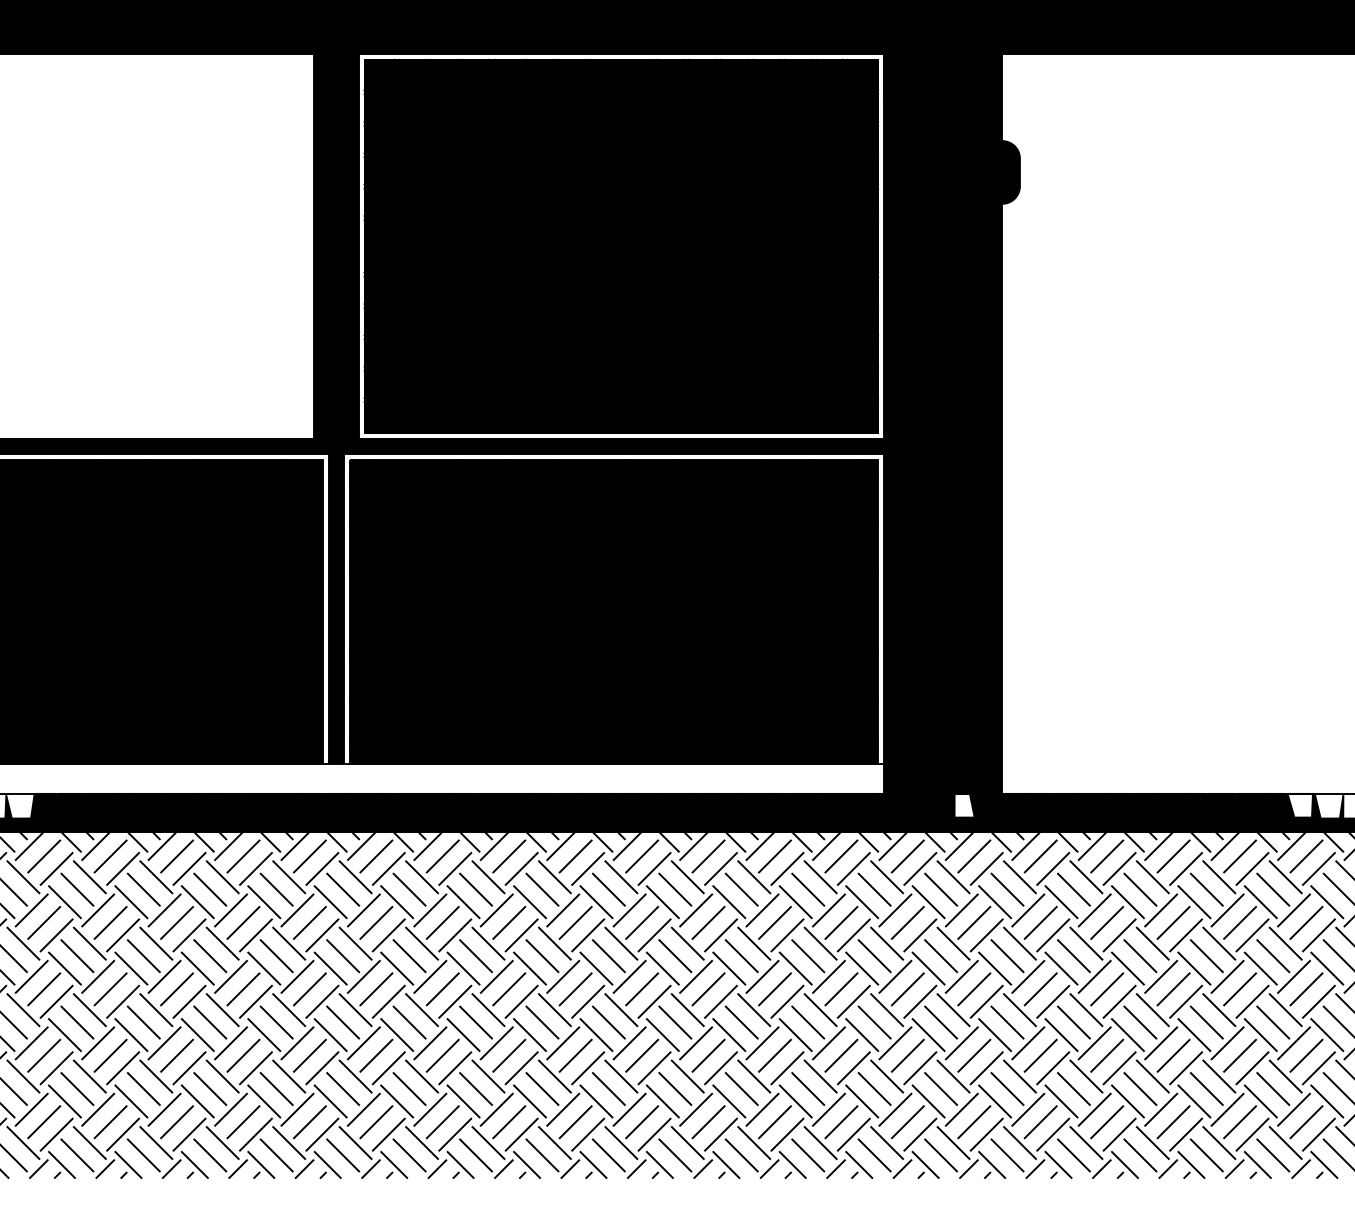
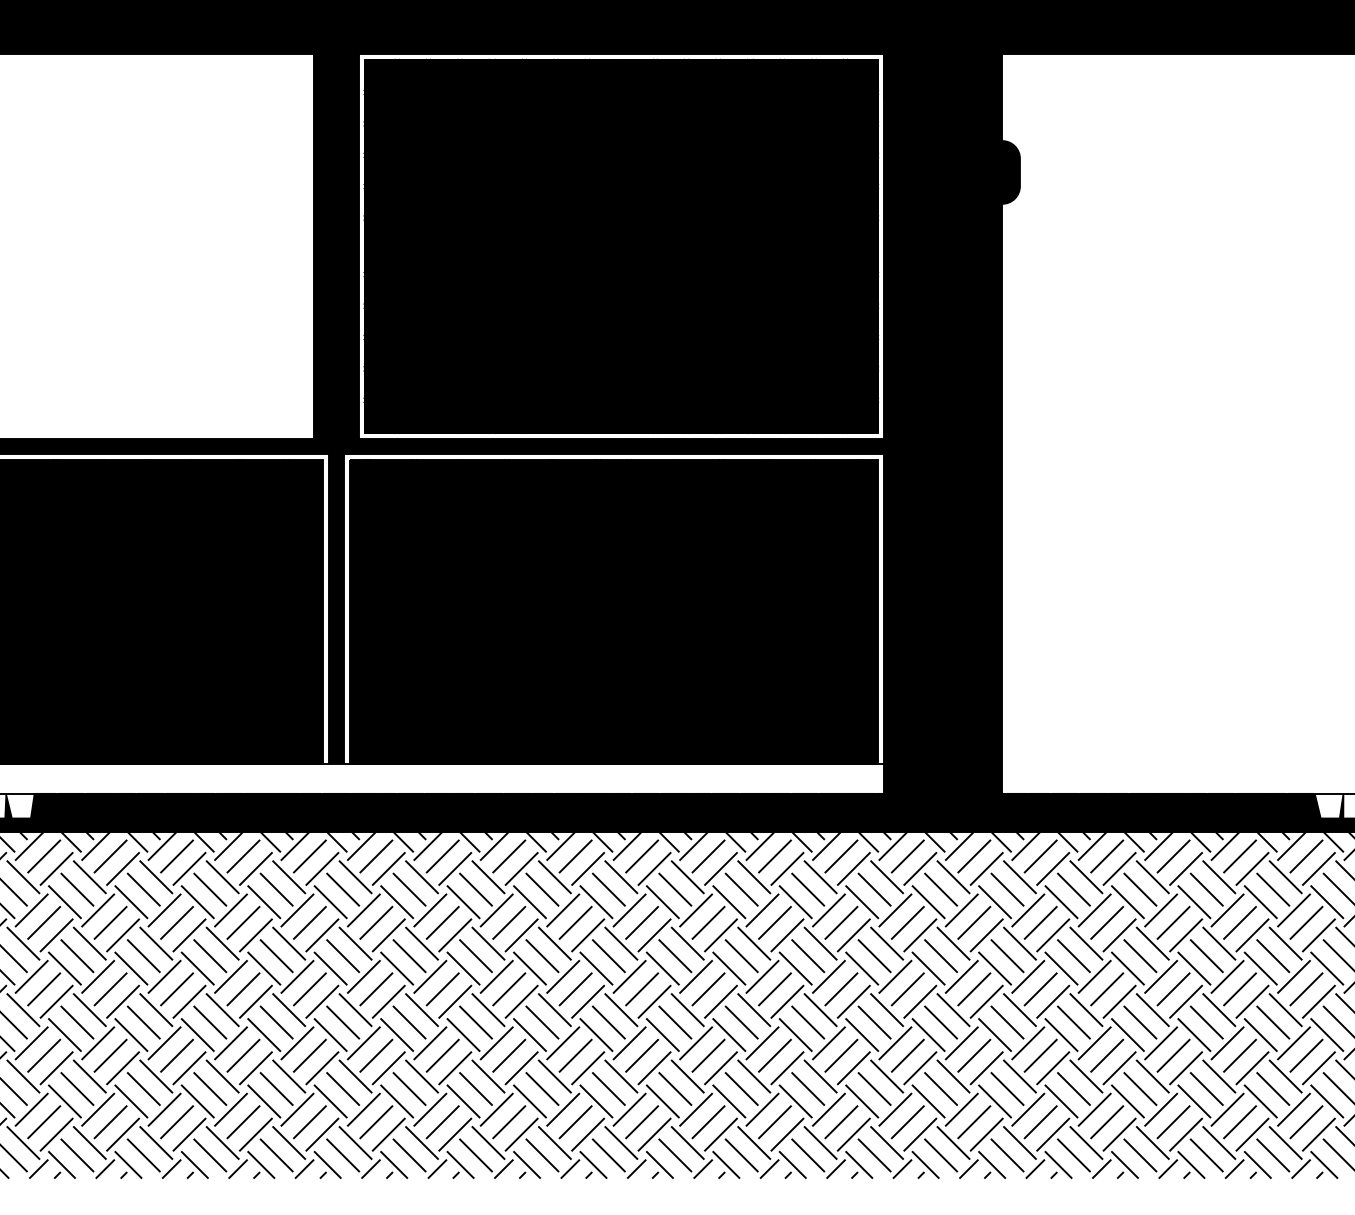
fill: none -> present (964, 805)
fill: none -> present (1299, 805)
